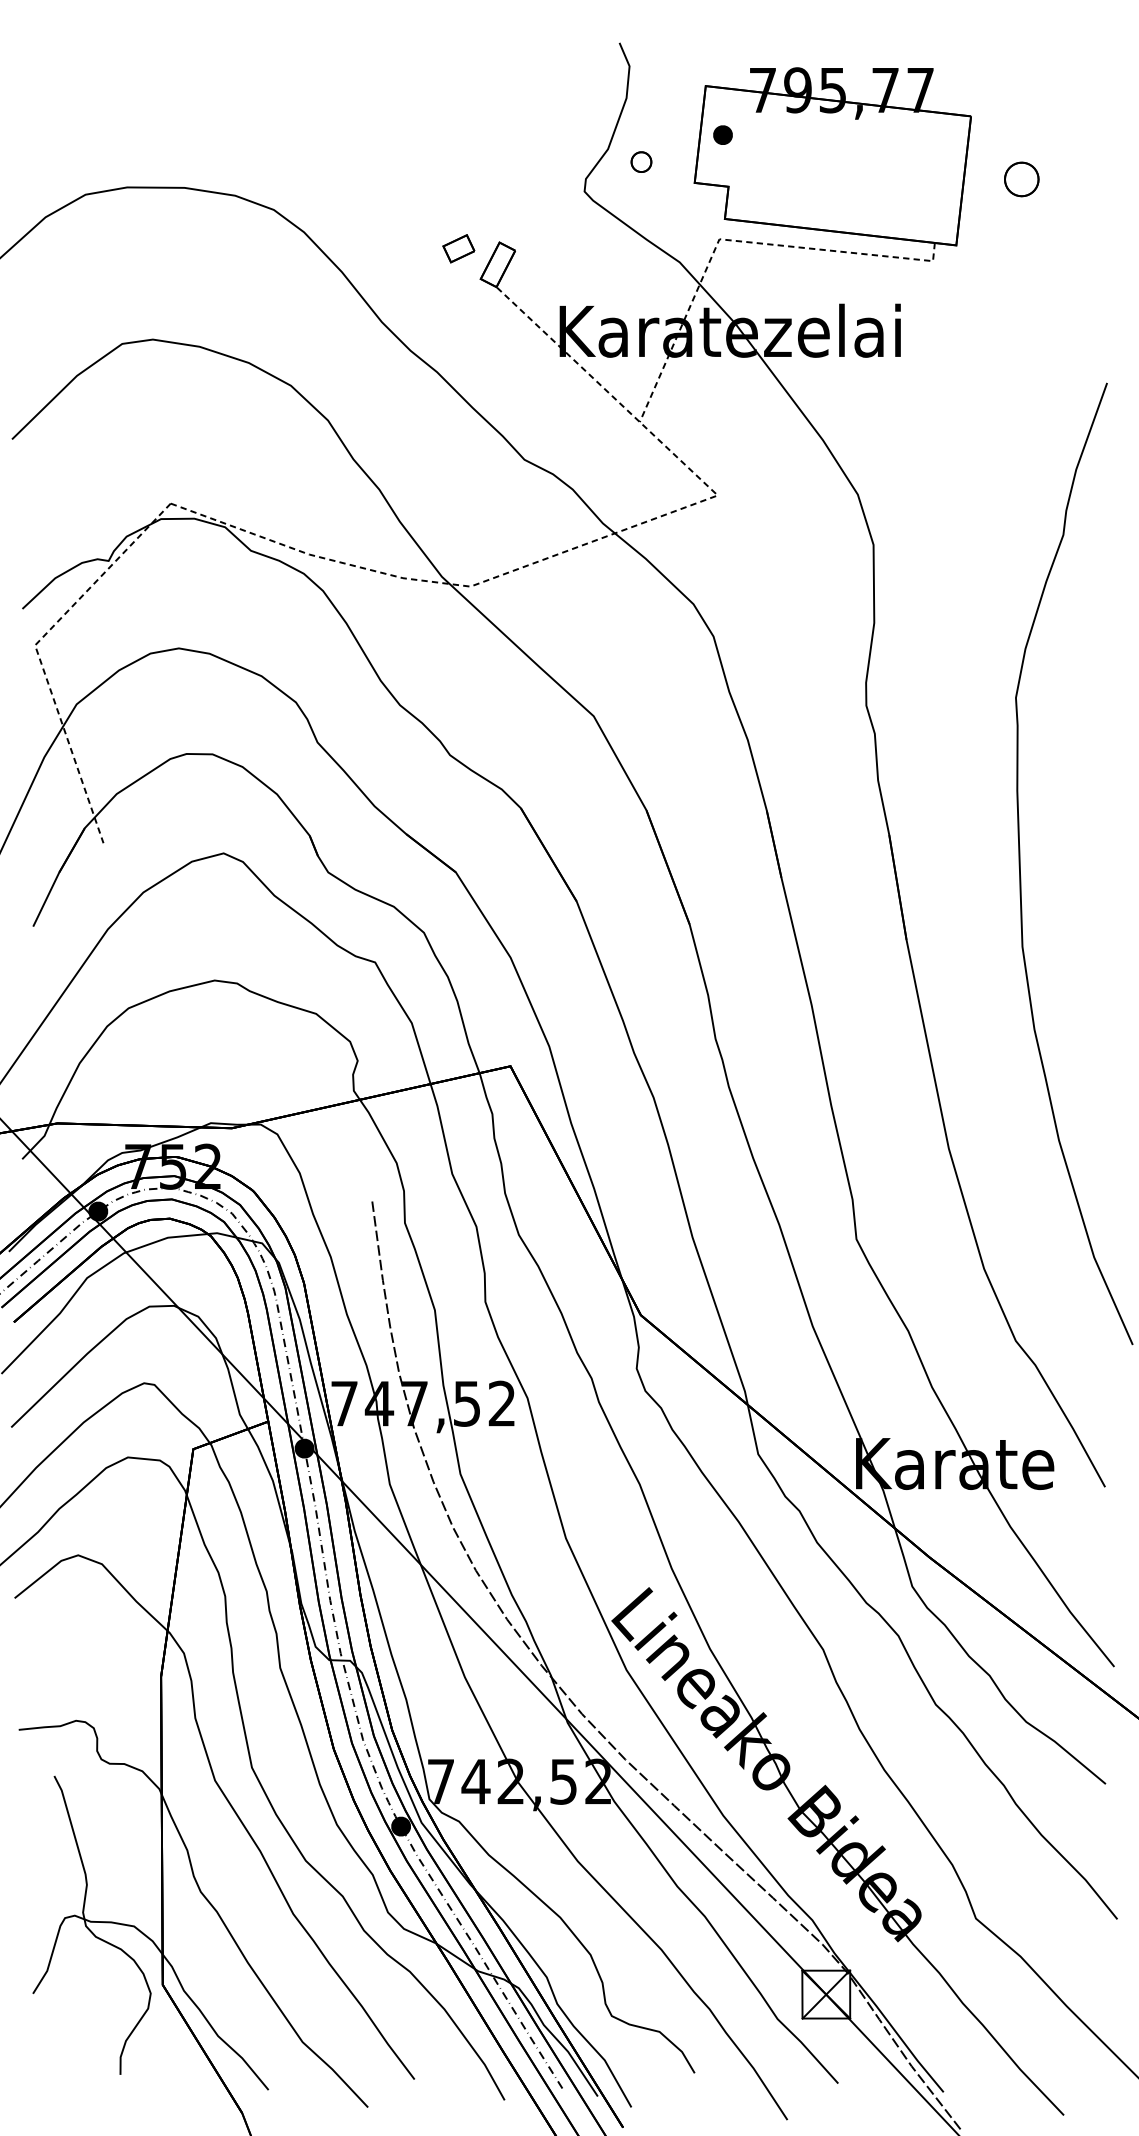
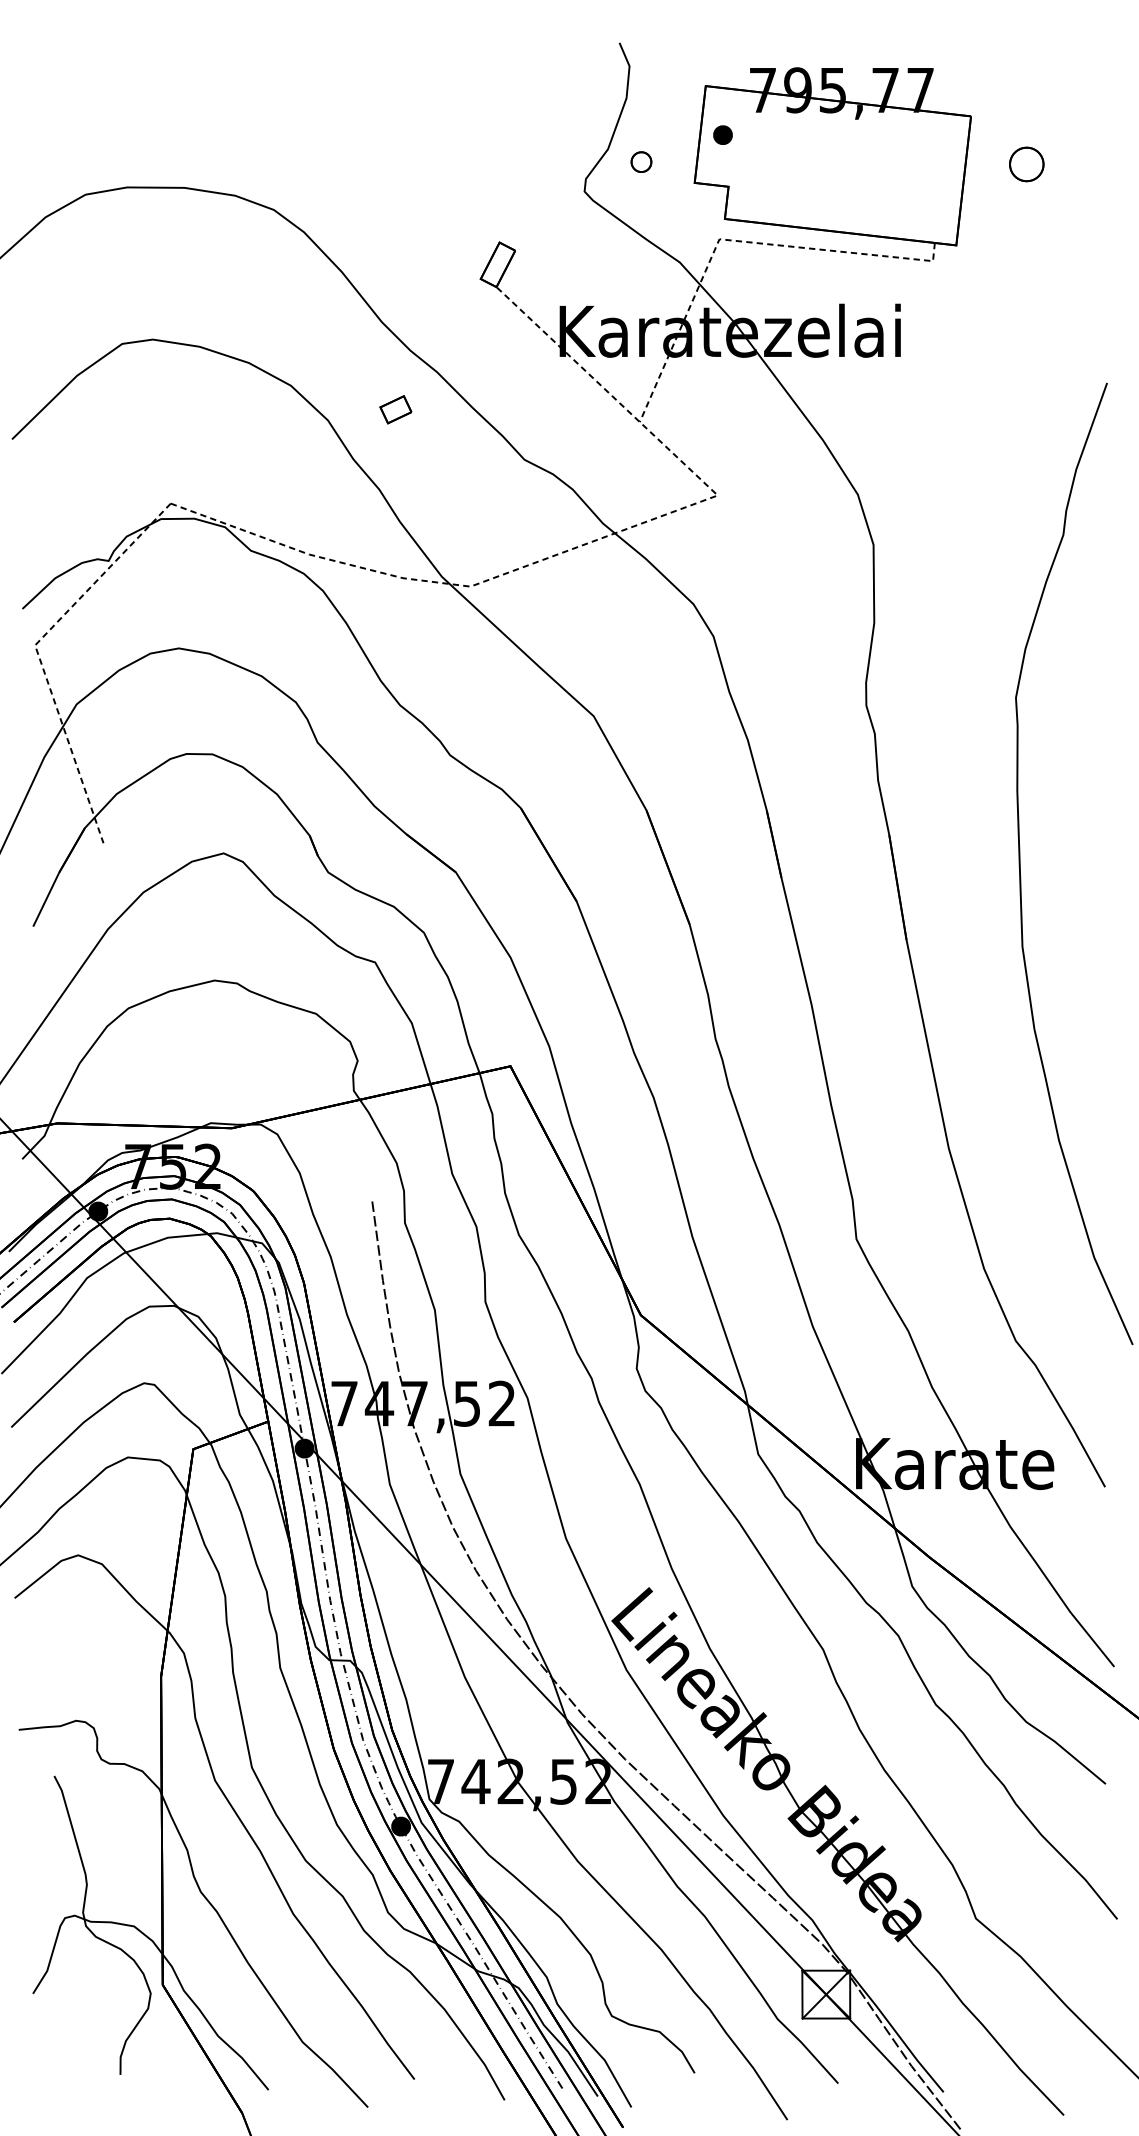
part position: (1021, 179) -> (1026, 164) (1026, 164)
part position: (458, 248) -> (395, 409) (395, 409)
